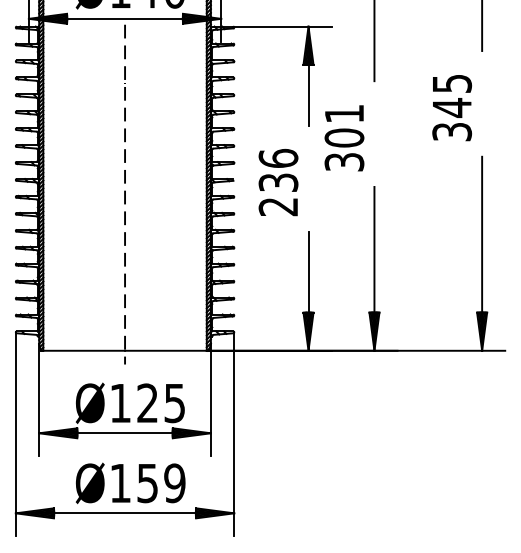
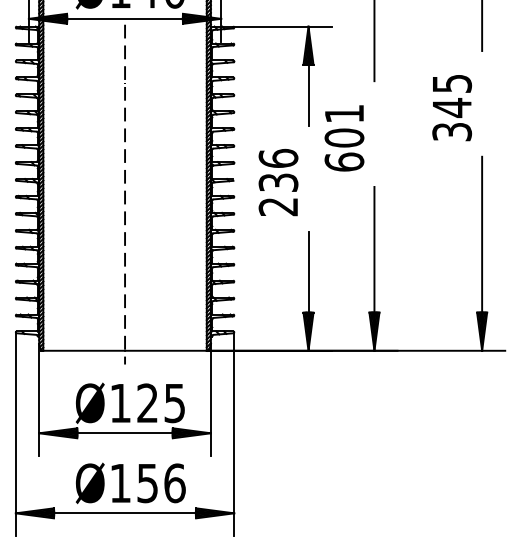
text: 301 -> 601 (344, 161)
text: Ø159 -> Ø156 (174, 483)
